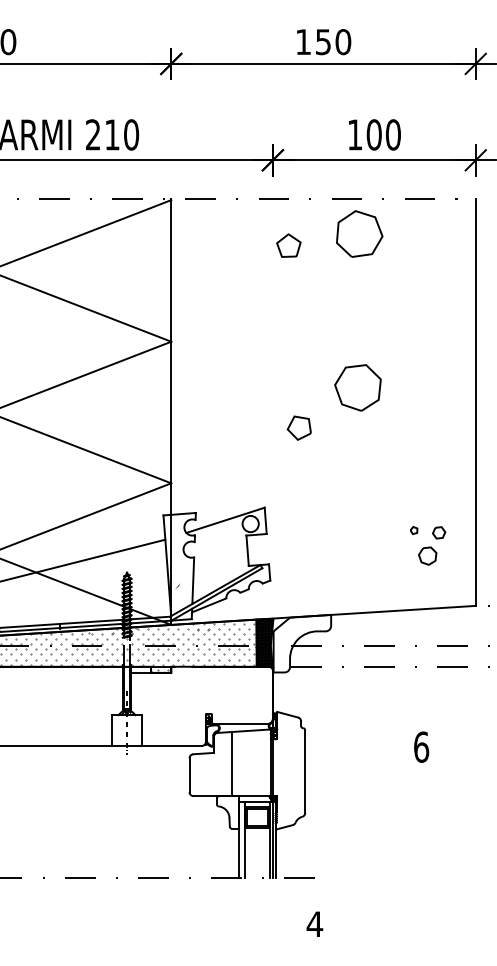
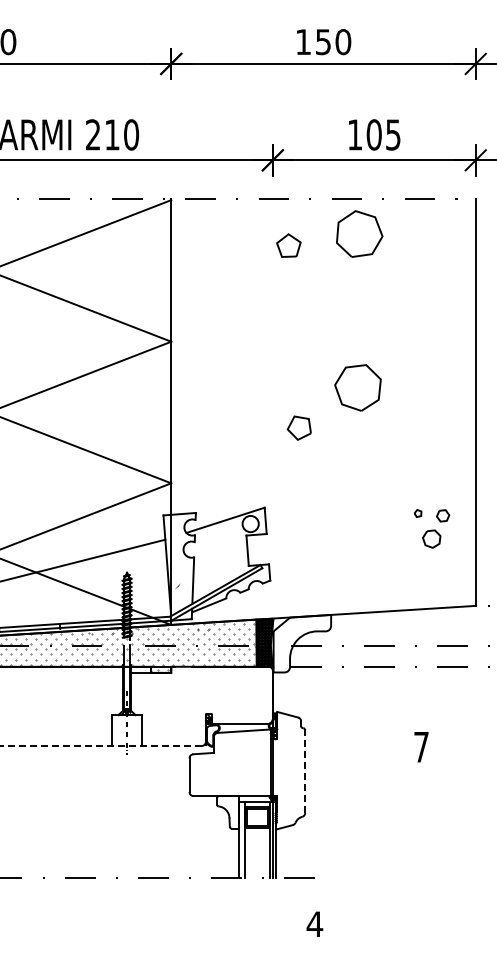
text: 100 -> 105 (393, 134)
part position: (428, 545) -> (432, 528) (432, 528)
line: solid -> dashed (101, 745)
text: 6 -> 7 (421, 746)
line: present -> none (232, 763)
line: solid -> dashed (305, 771)
